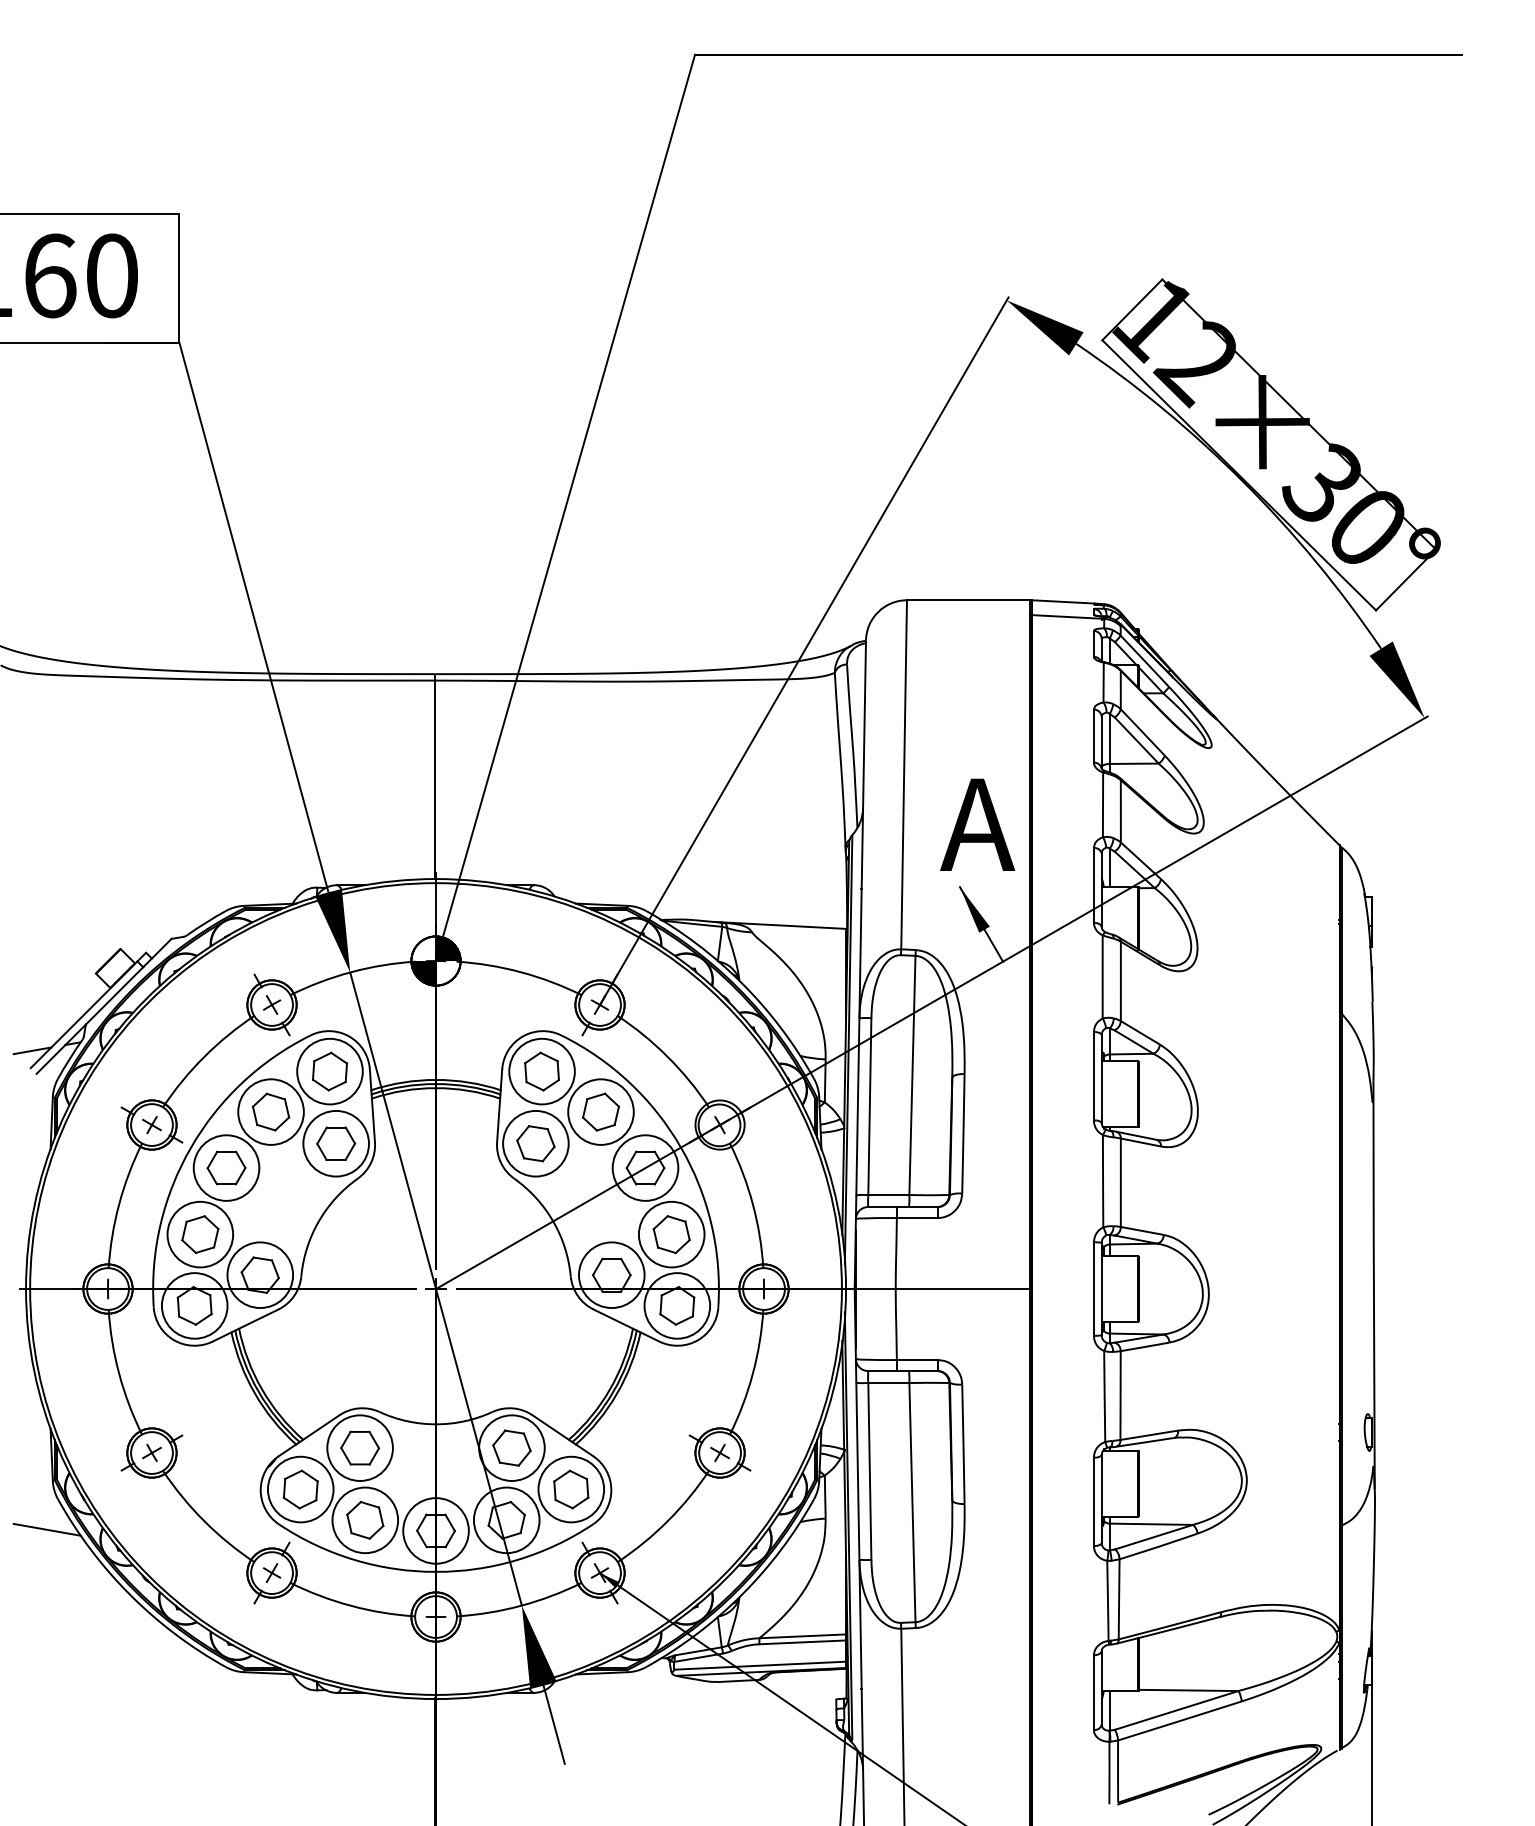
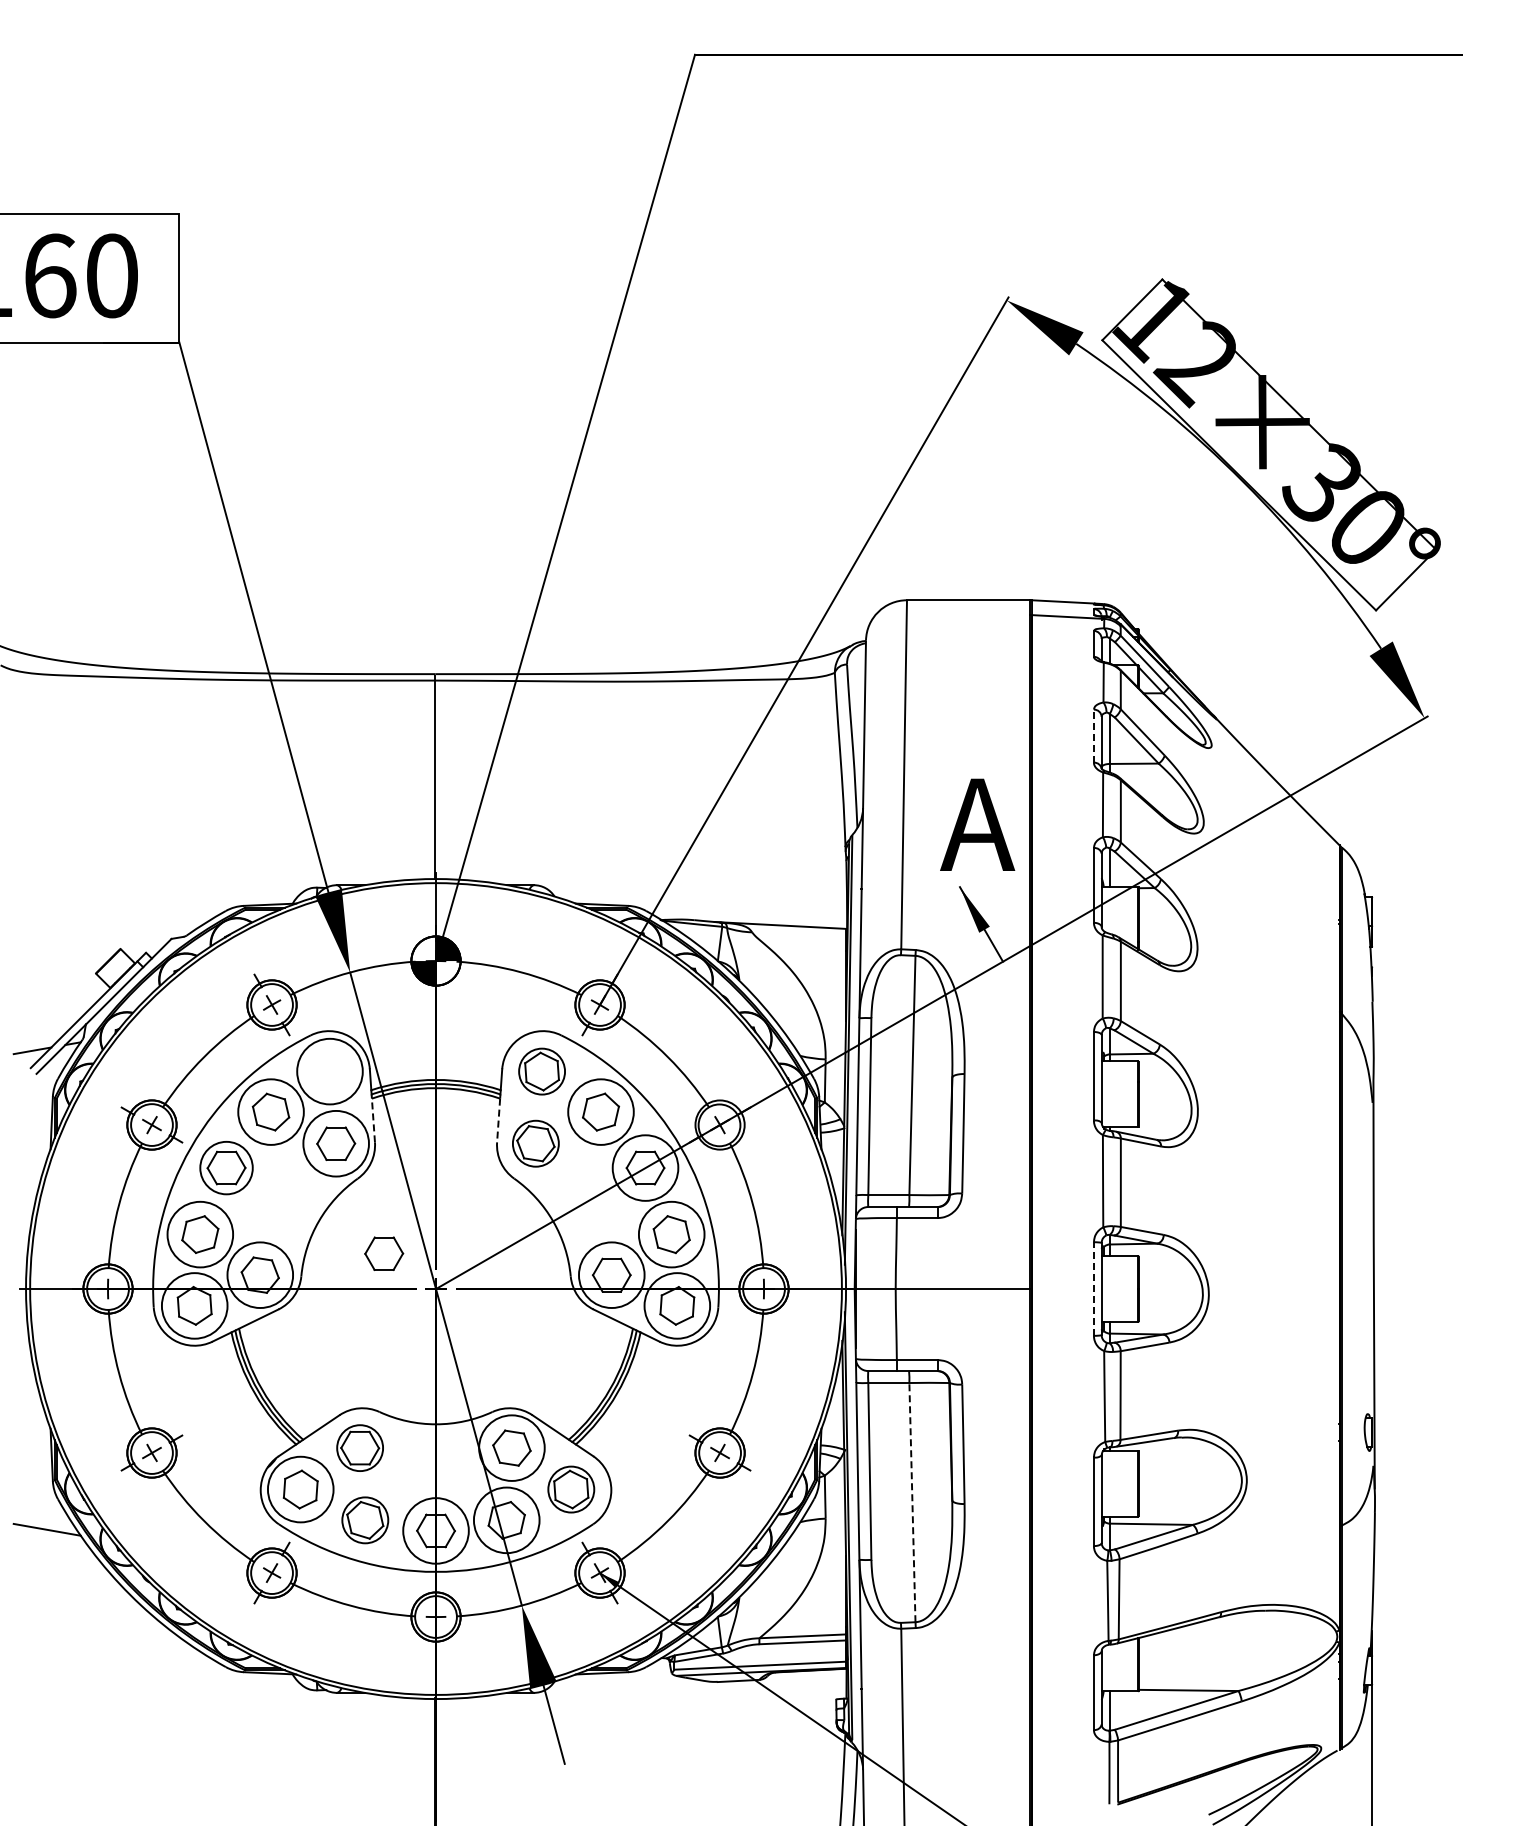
line: solid -> dashed (1093, 736)
part: present -> none (330, 1071)
circle diameter: 66 px -> 46 px (542, 1071)
line: solid -> dashed (373, 1120)
line: solid -> dashed (498, 1120)
circle diameter: 66 px -> 46 px (535, 1143)
circle diameter: 66 px -> 52 px (226, 1167)
part: none -> present (384, 1253)
line: solid -> dashed (1093, 1289)
circle diameter: 66 px -> 46 px (360, 1448)
circle diameter: 66 px -> 46 px (571, 1489)
line: solid -> dashed (912, 1502)
circle diameter: 66 px -> 46 px (365, 1520)
